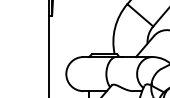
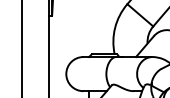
line: none -> present (22, 48)
